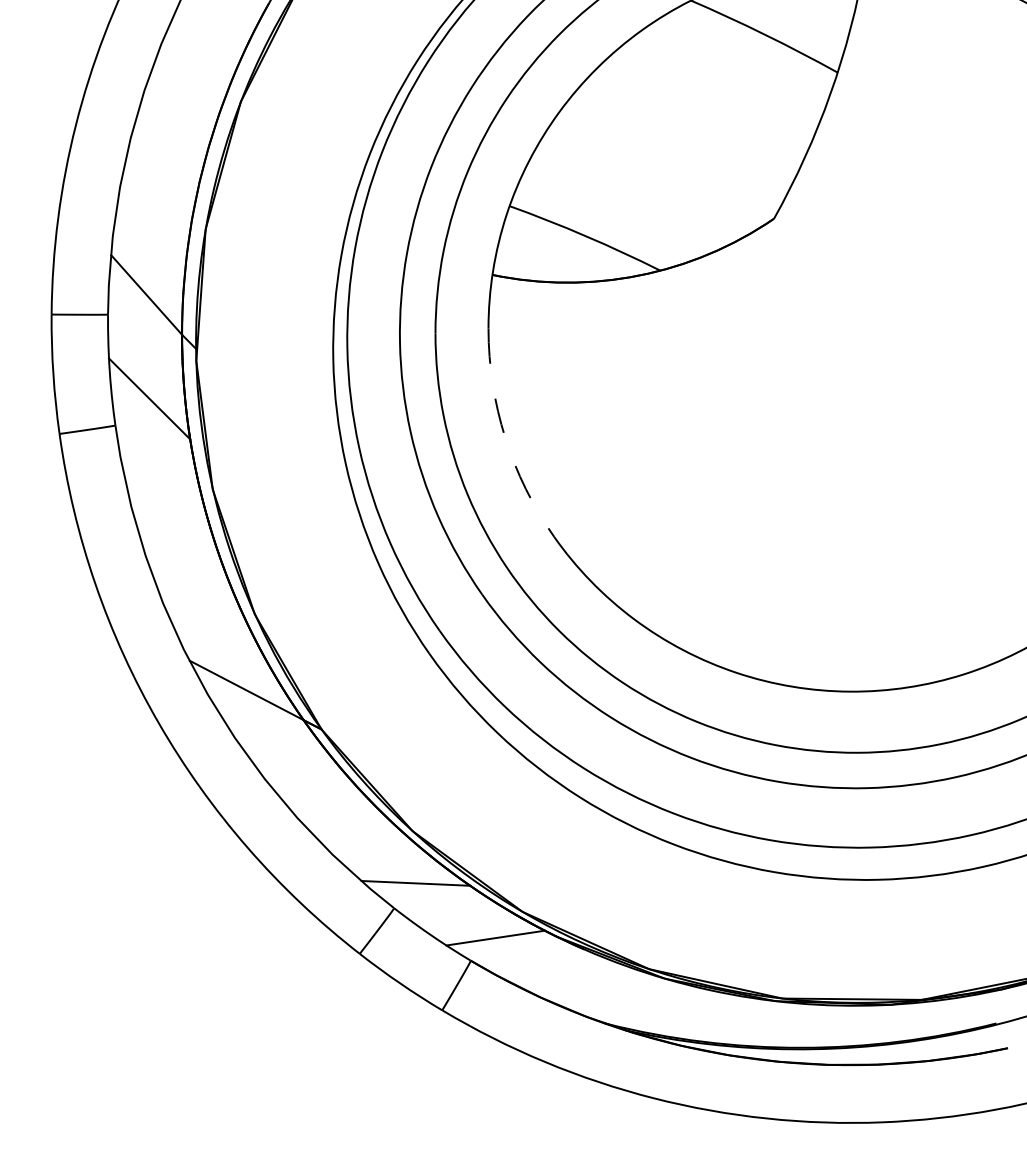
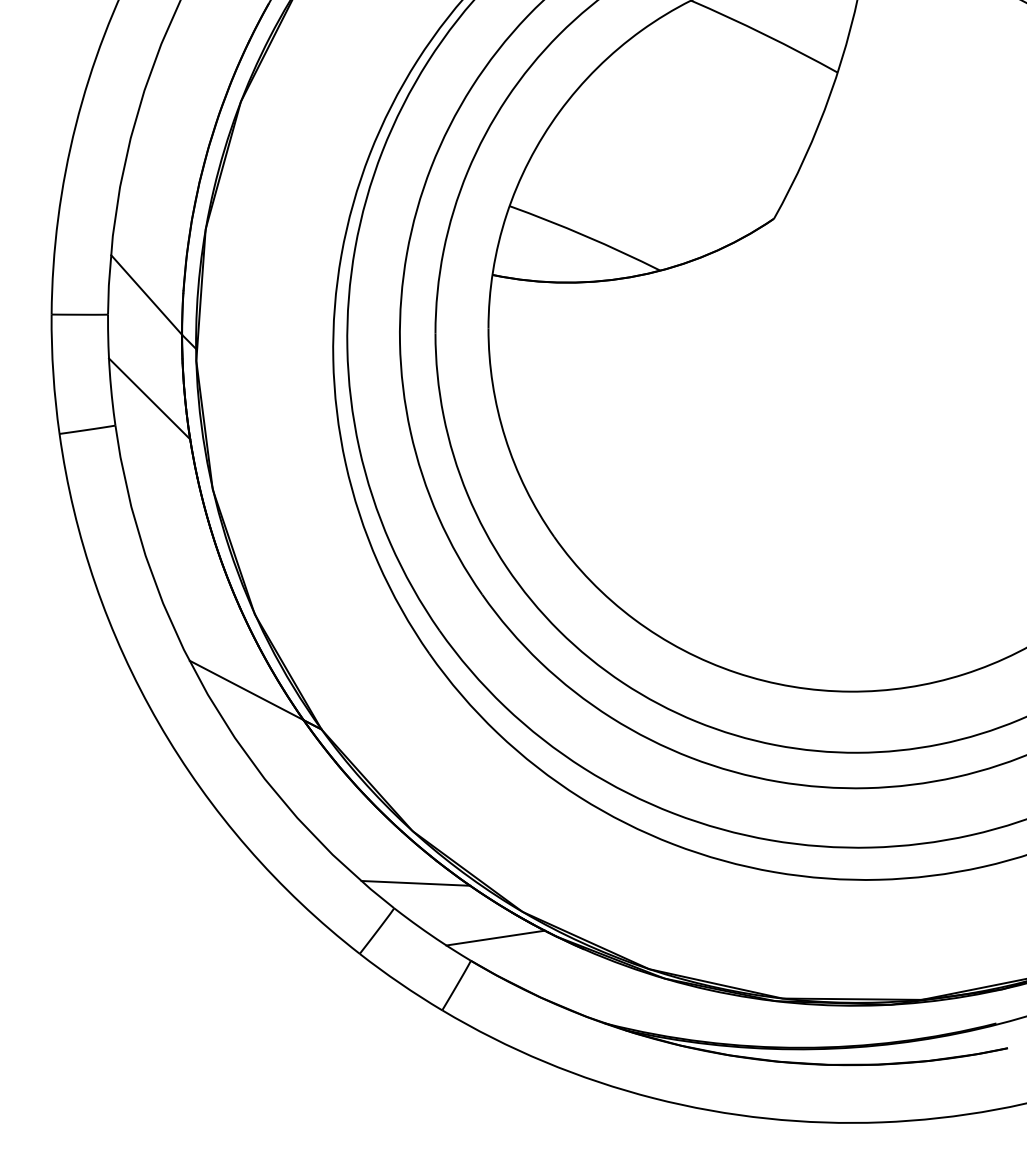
arc: dashed -> solid (505, 437)
